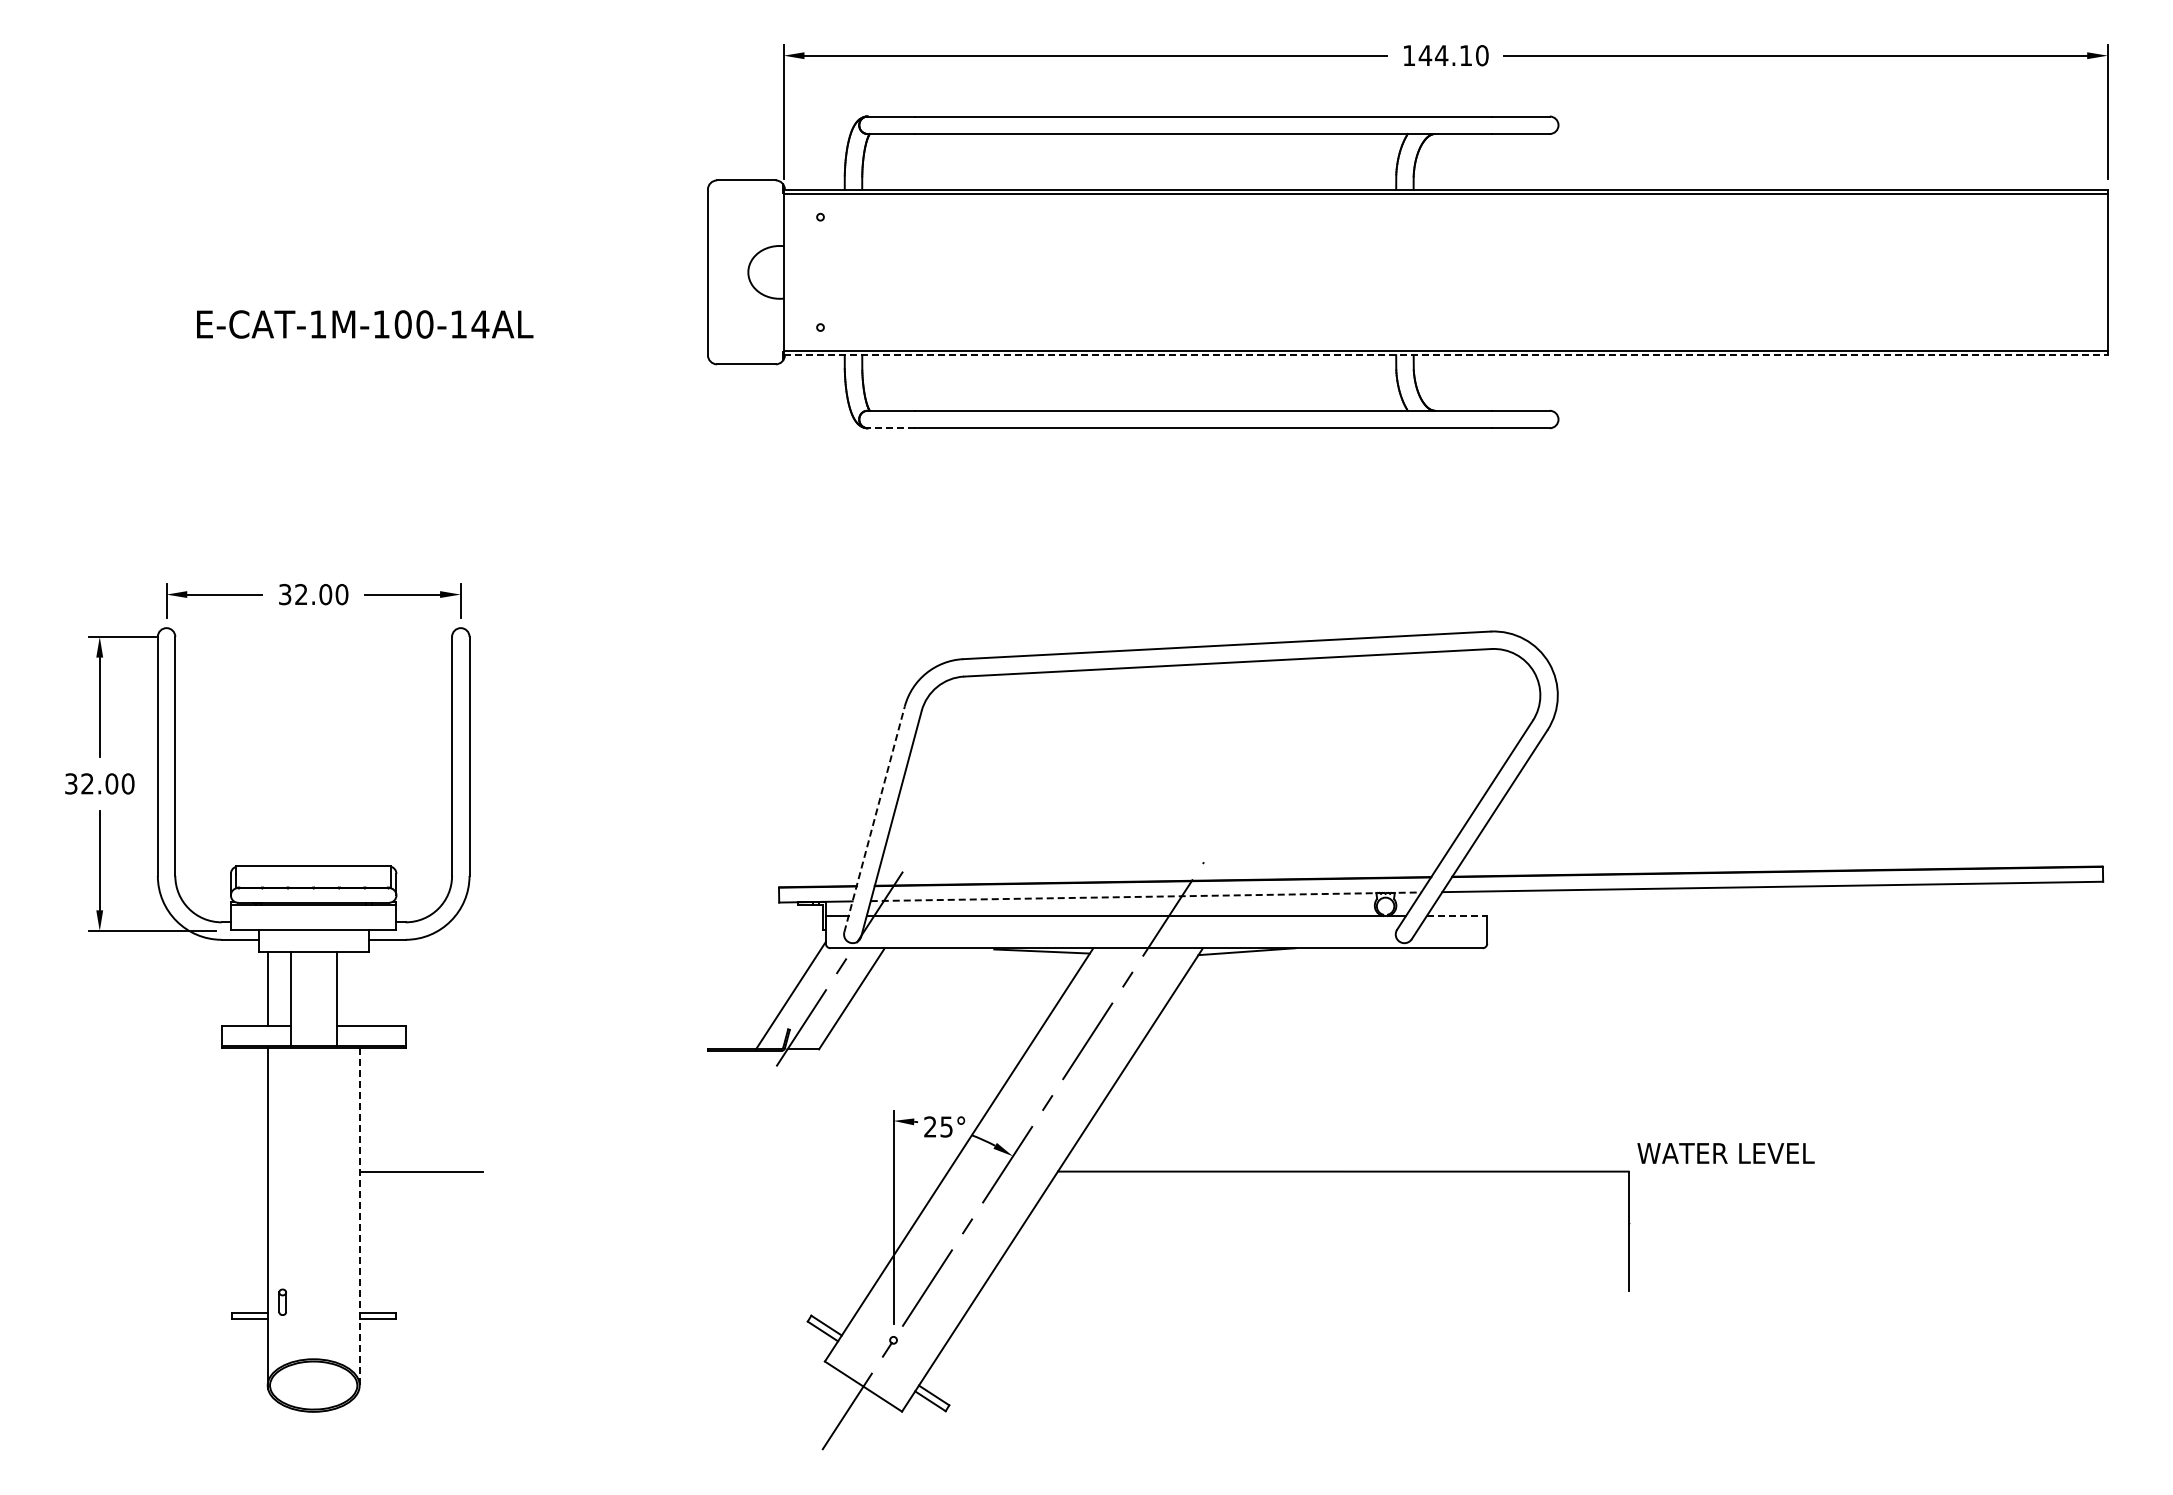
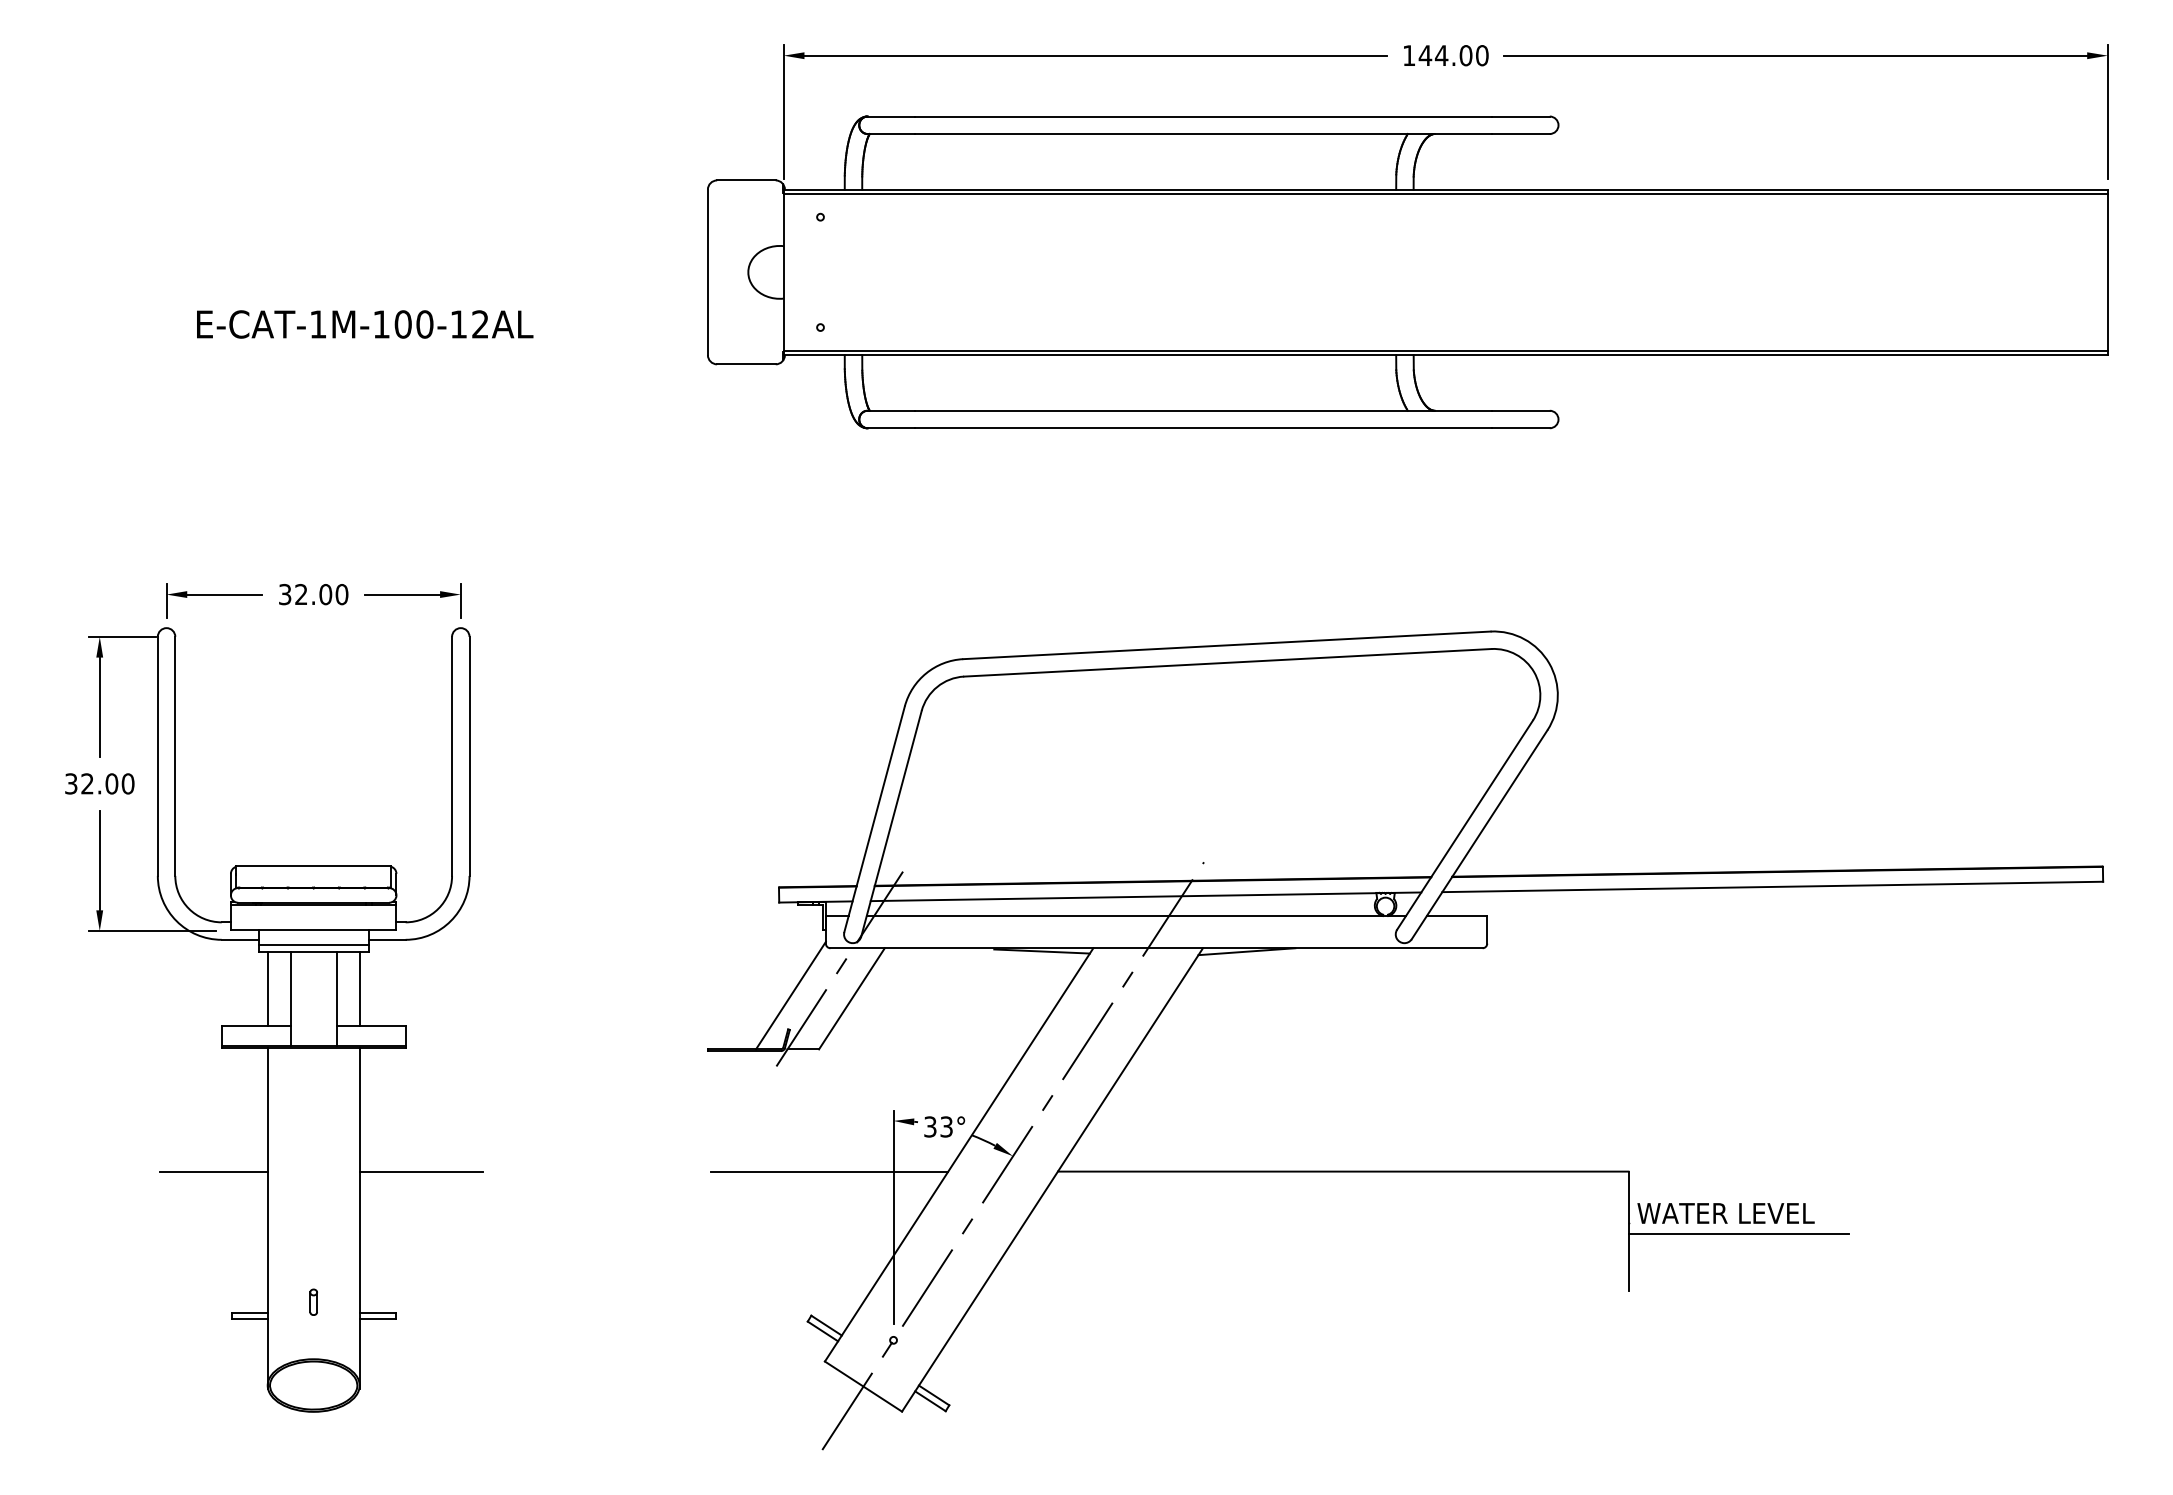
text: 144.10 -> 144.00 (1465, 55)
text: E-CAT-1M-100-14AL -> E-CAT-1M-100-12AL (480, 324)
line: dashed -> solid (1446, 355)
line: dashed -> solid (890, 428)
line: dashed -> solid (874, 819)
line: dashed -> solid (1146, 896)
line: dashed -> solid (1457, 916)
line: none -> present (313, 944)
line: none -> present (359, 988)
text: 25° -> 33° (938, 1126)
text position: (1725, 1153) -> (1725, 1213) (1725, 1213)
line: none -> present (213, 1171)
line: none -> present (829, 1171)
line: dashed -> solid (359, 1218)
line: none -> present (1738, 1233)
part position: (282, 1301) -> (313, 1301) (313, 1301)
